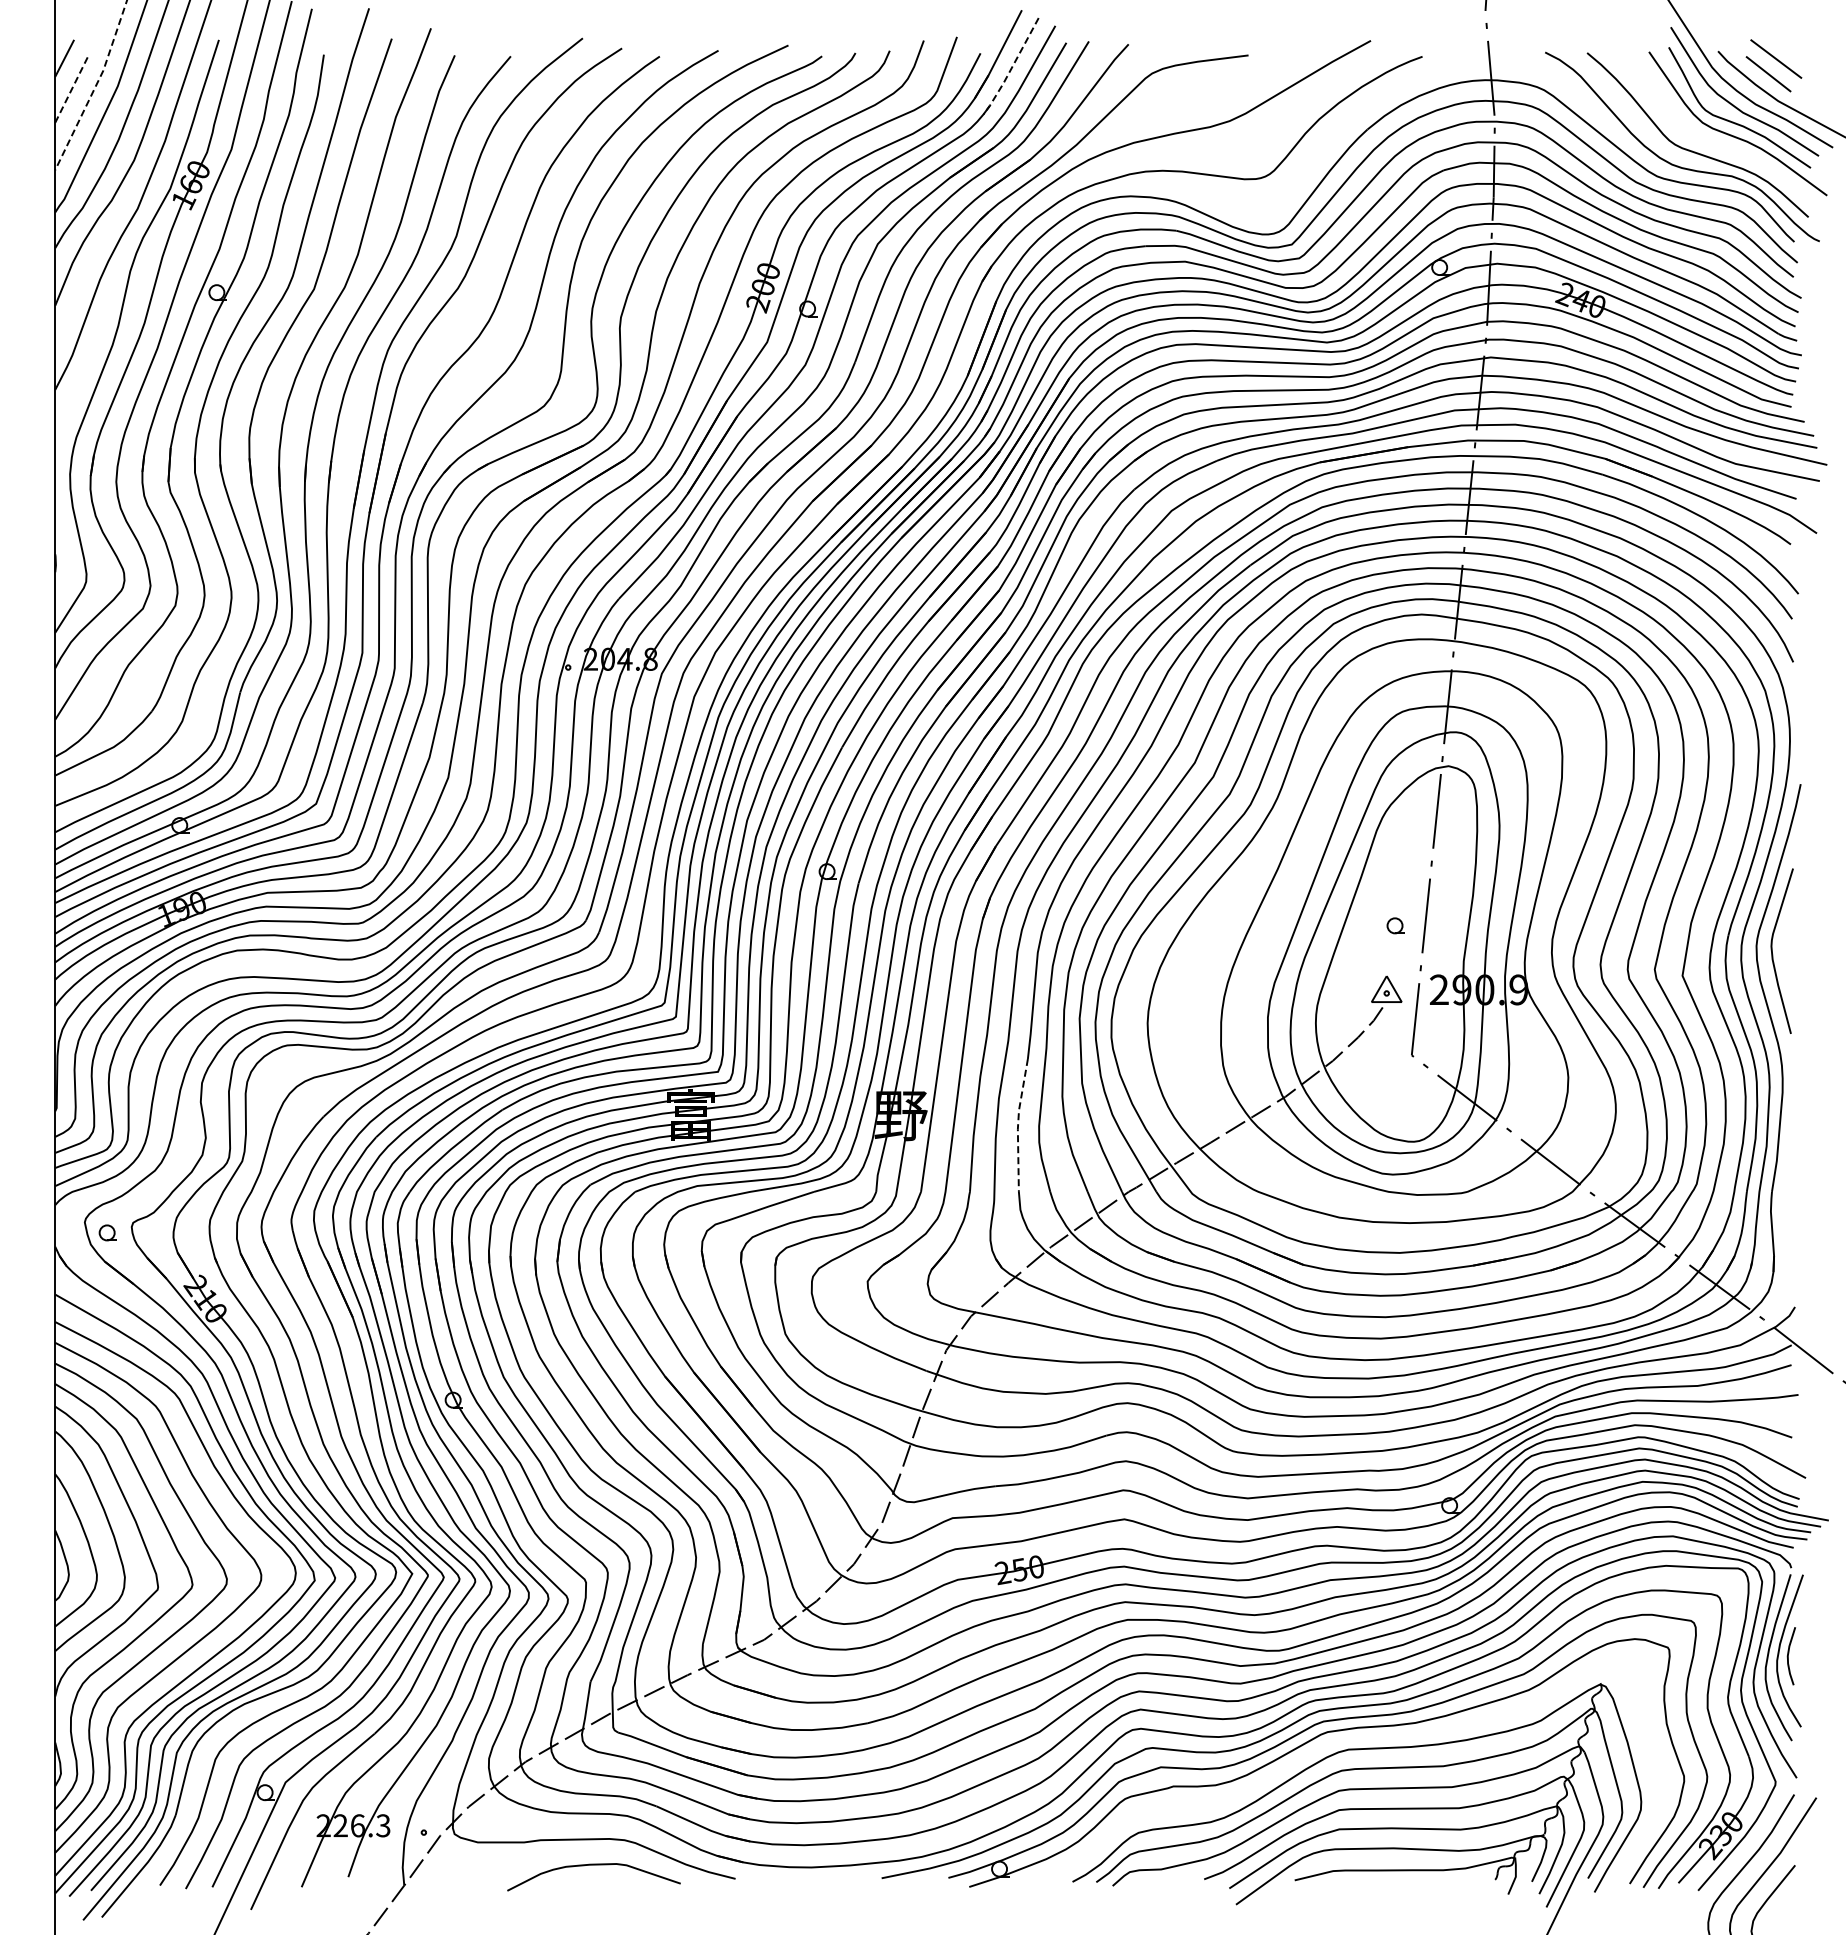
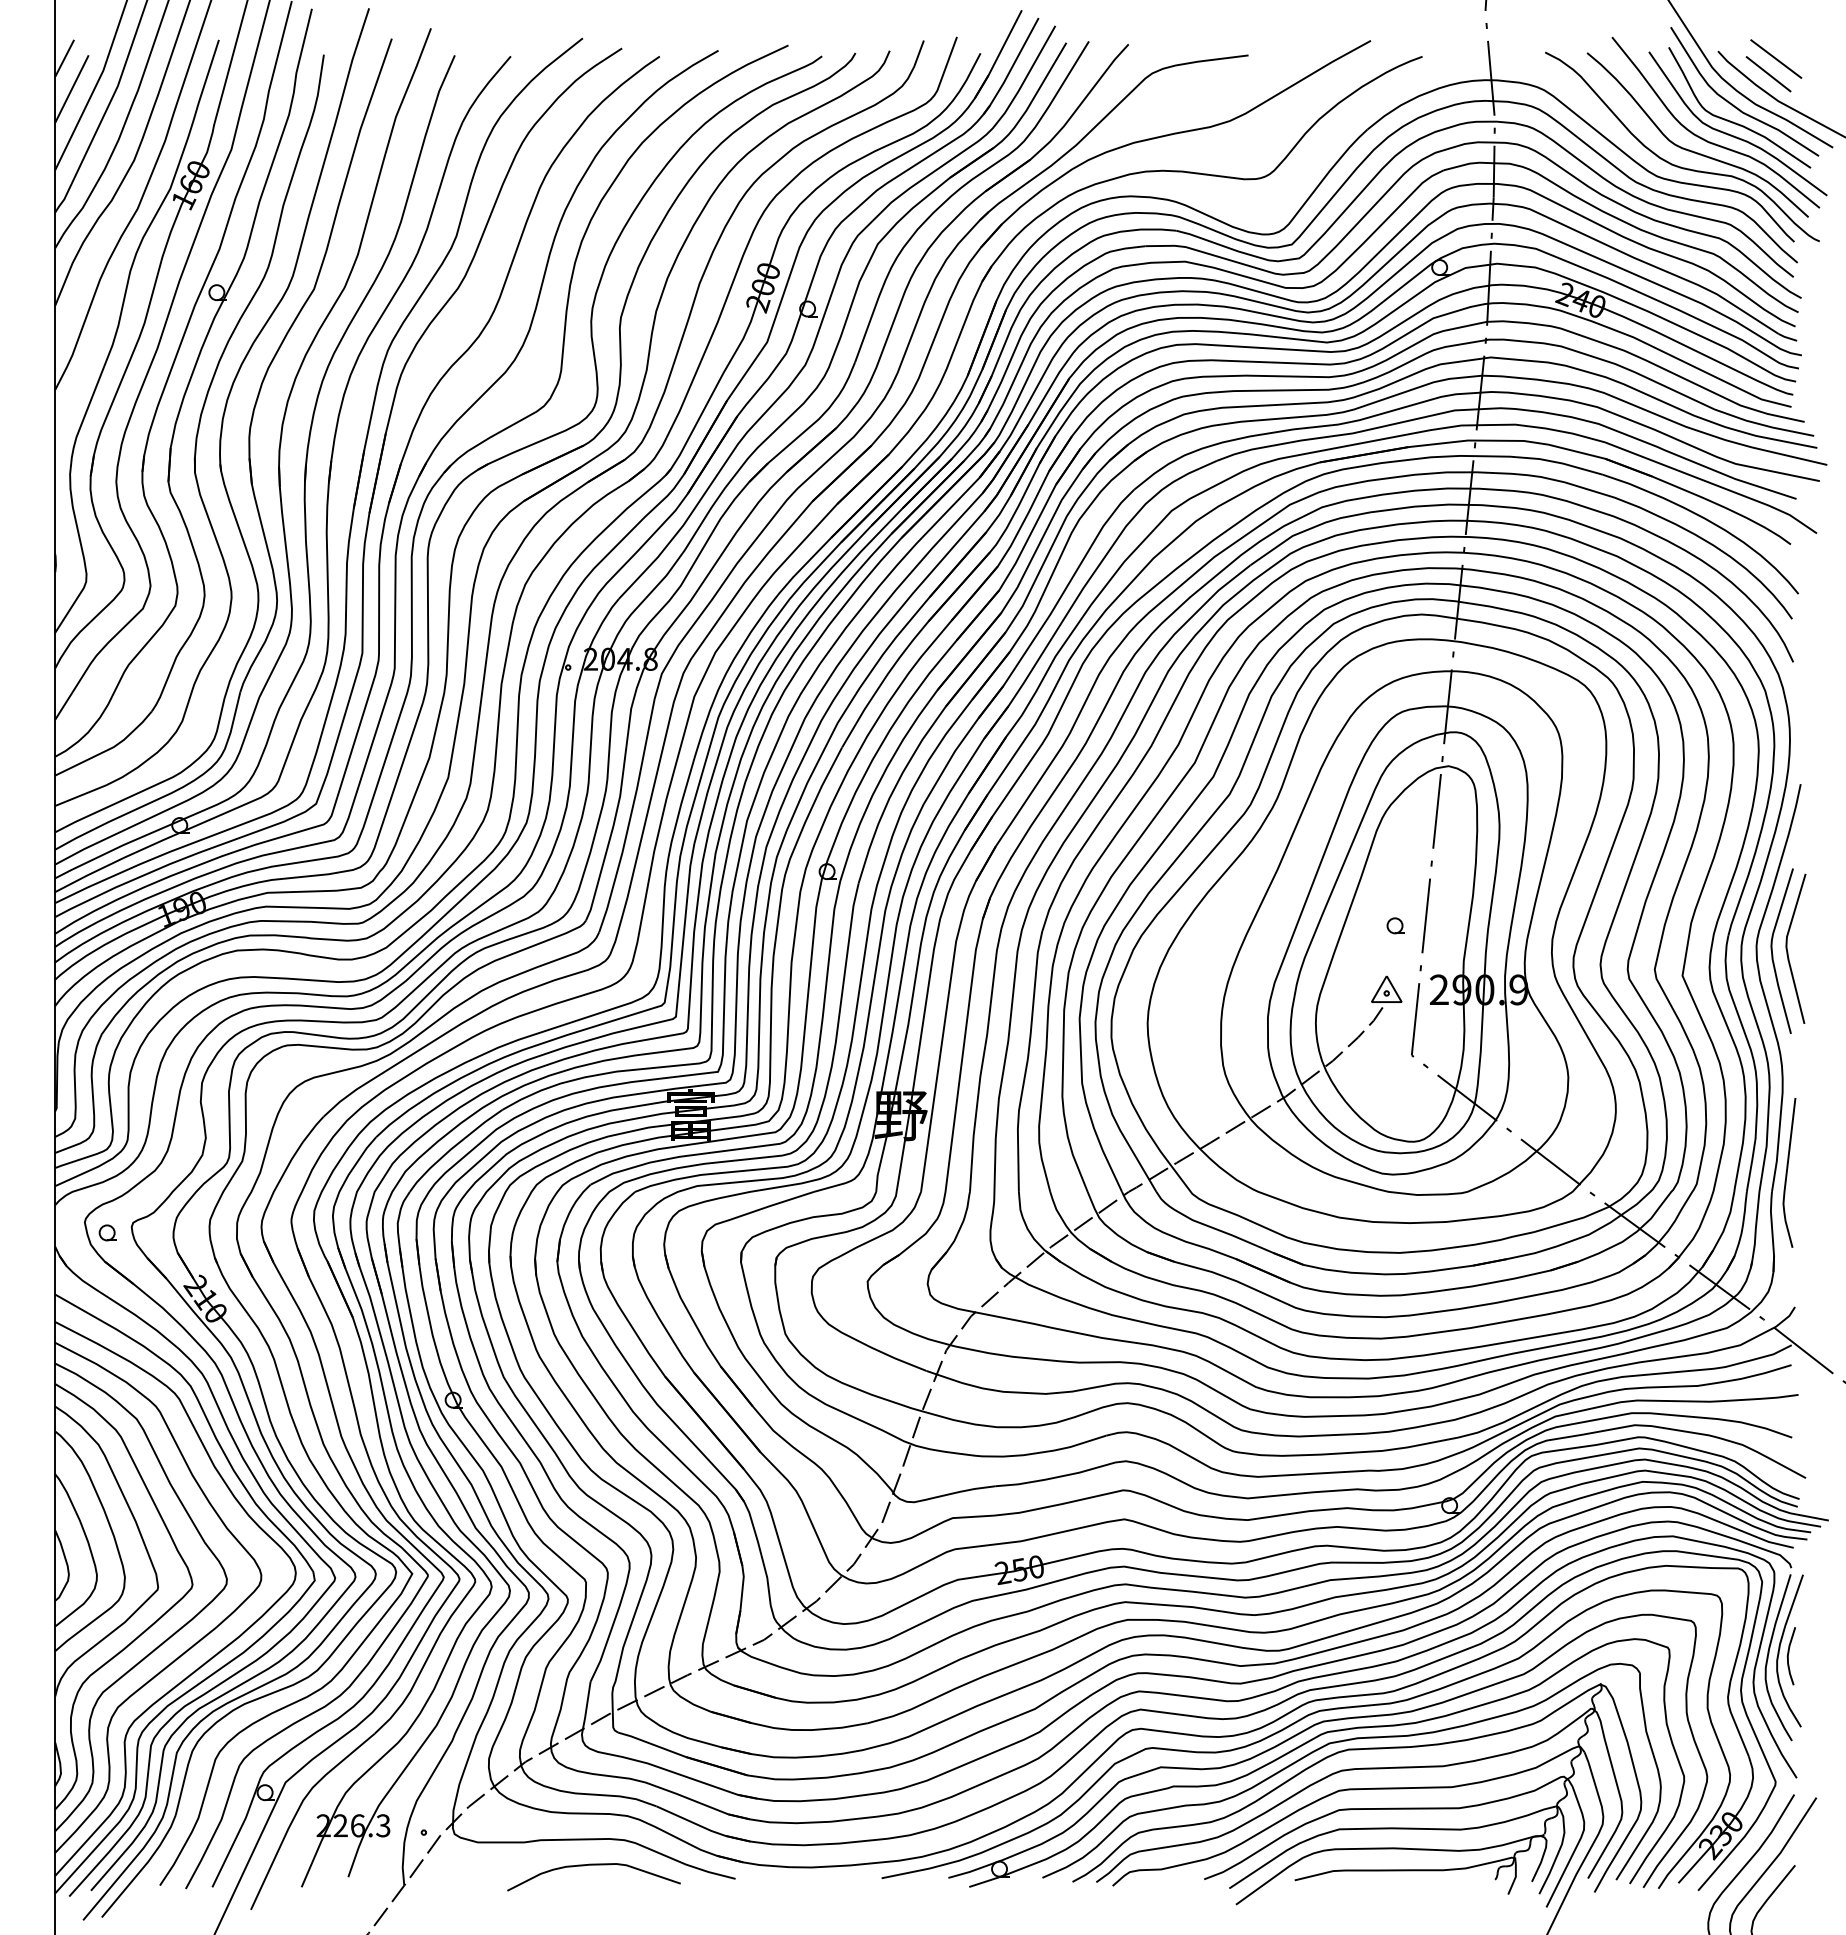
line: dashed -> solid (1011, 68)
line: dashed -> solid (95, 86)
line: dashed -> solid (72, 89)
curve: none -> present (1704, 138)
line: none -> present (1788, 951)
line: dashed -> solid (1018, 1125)
curve: none -> present (1787, 1172)
part: none -> present (1346, 1741)
